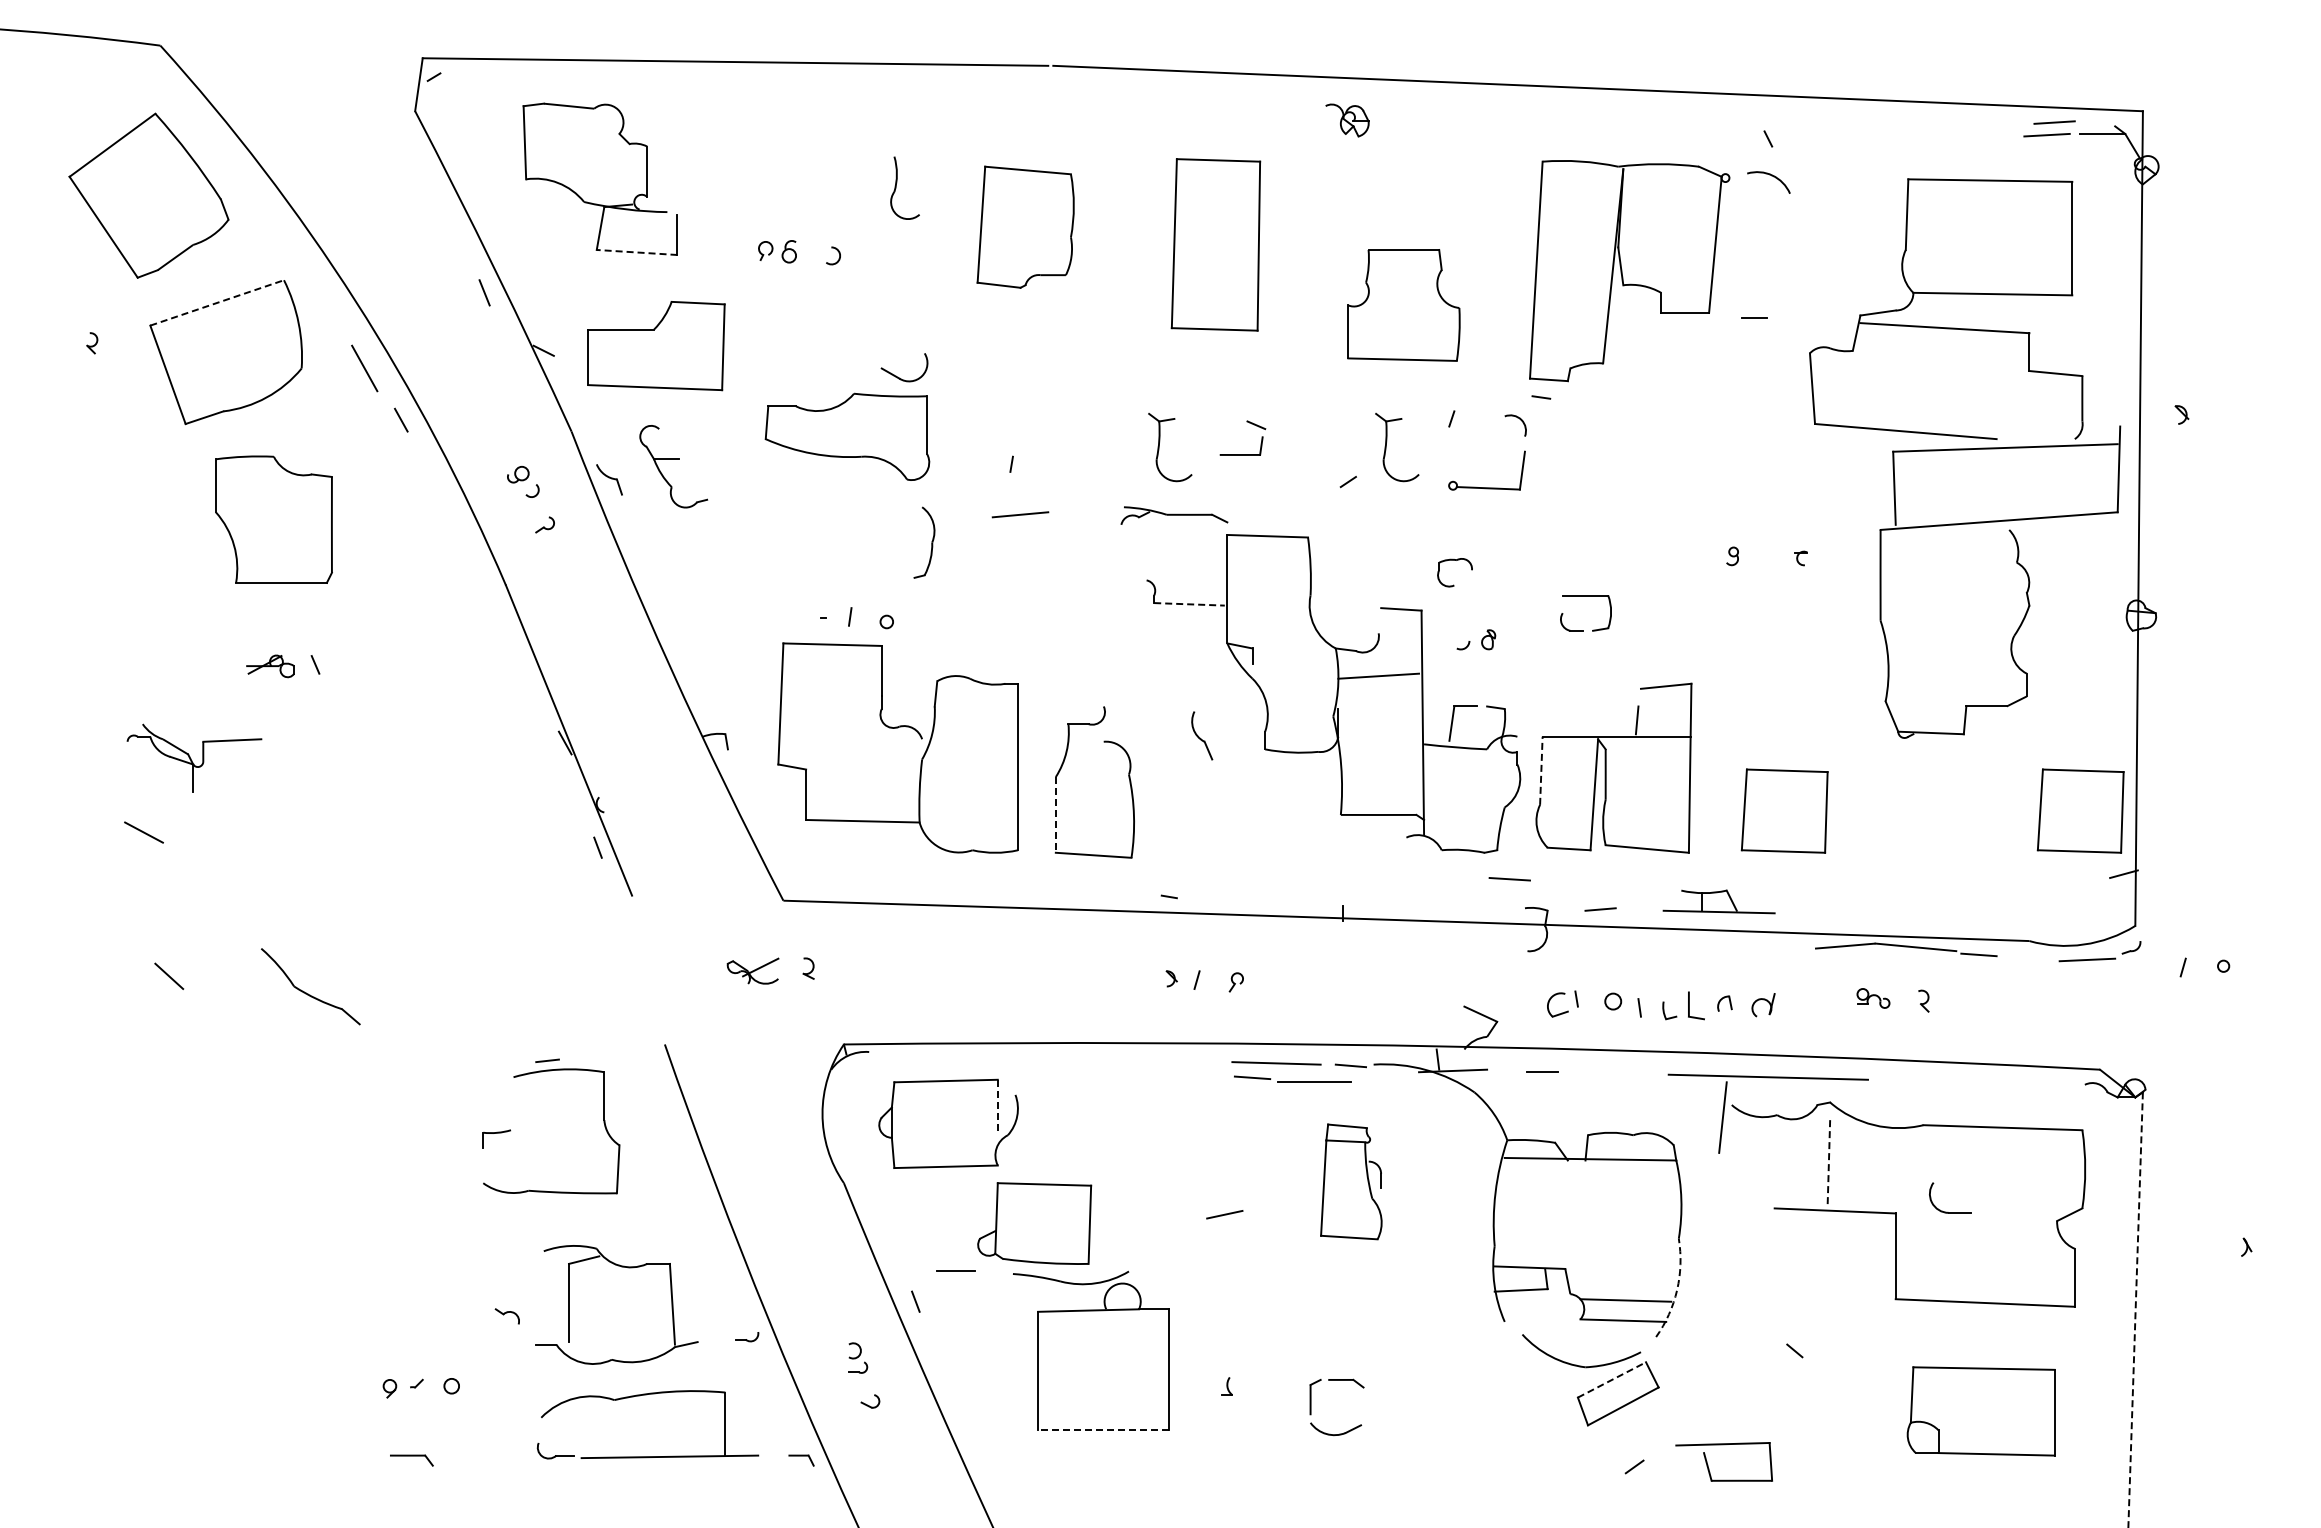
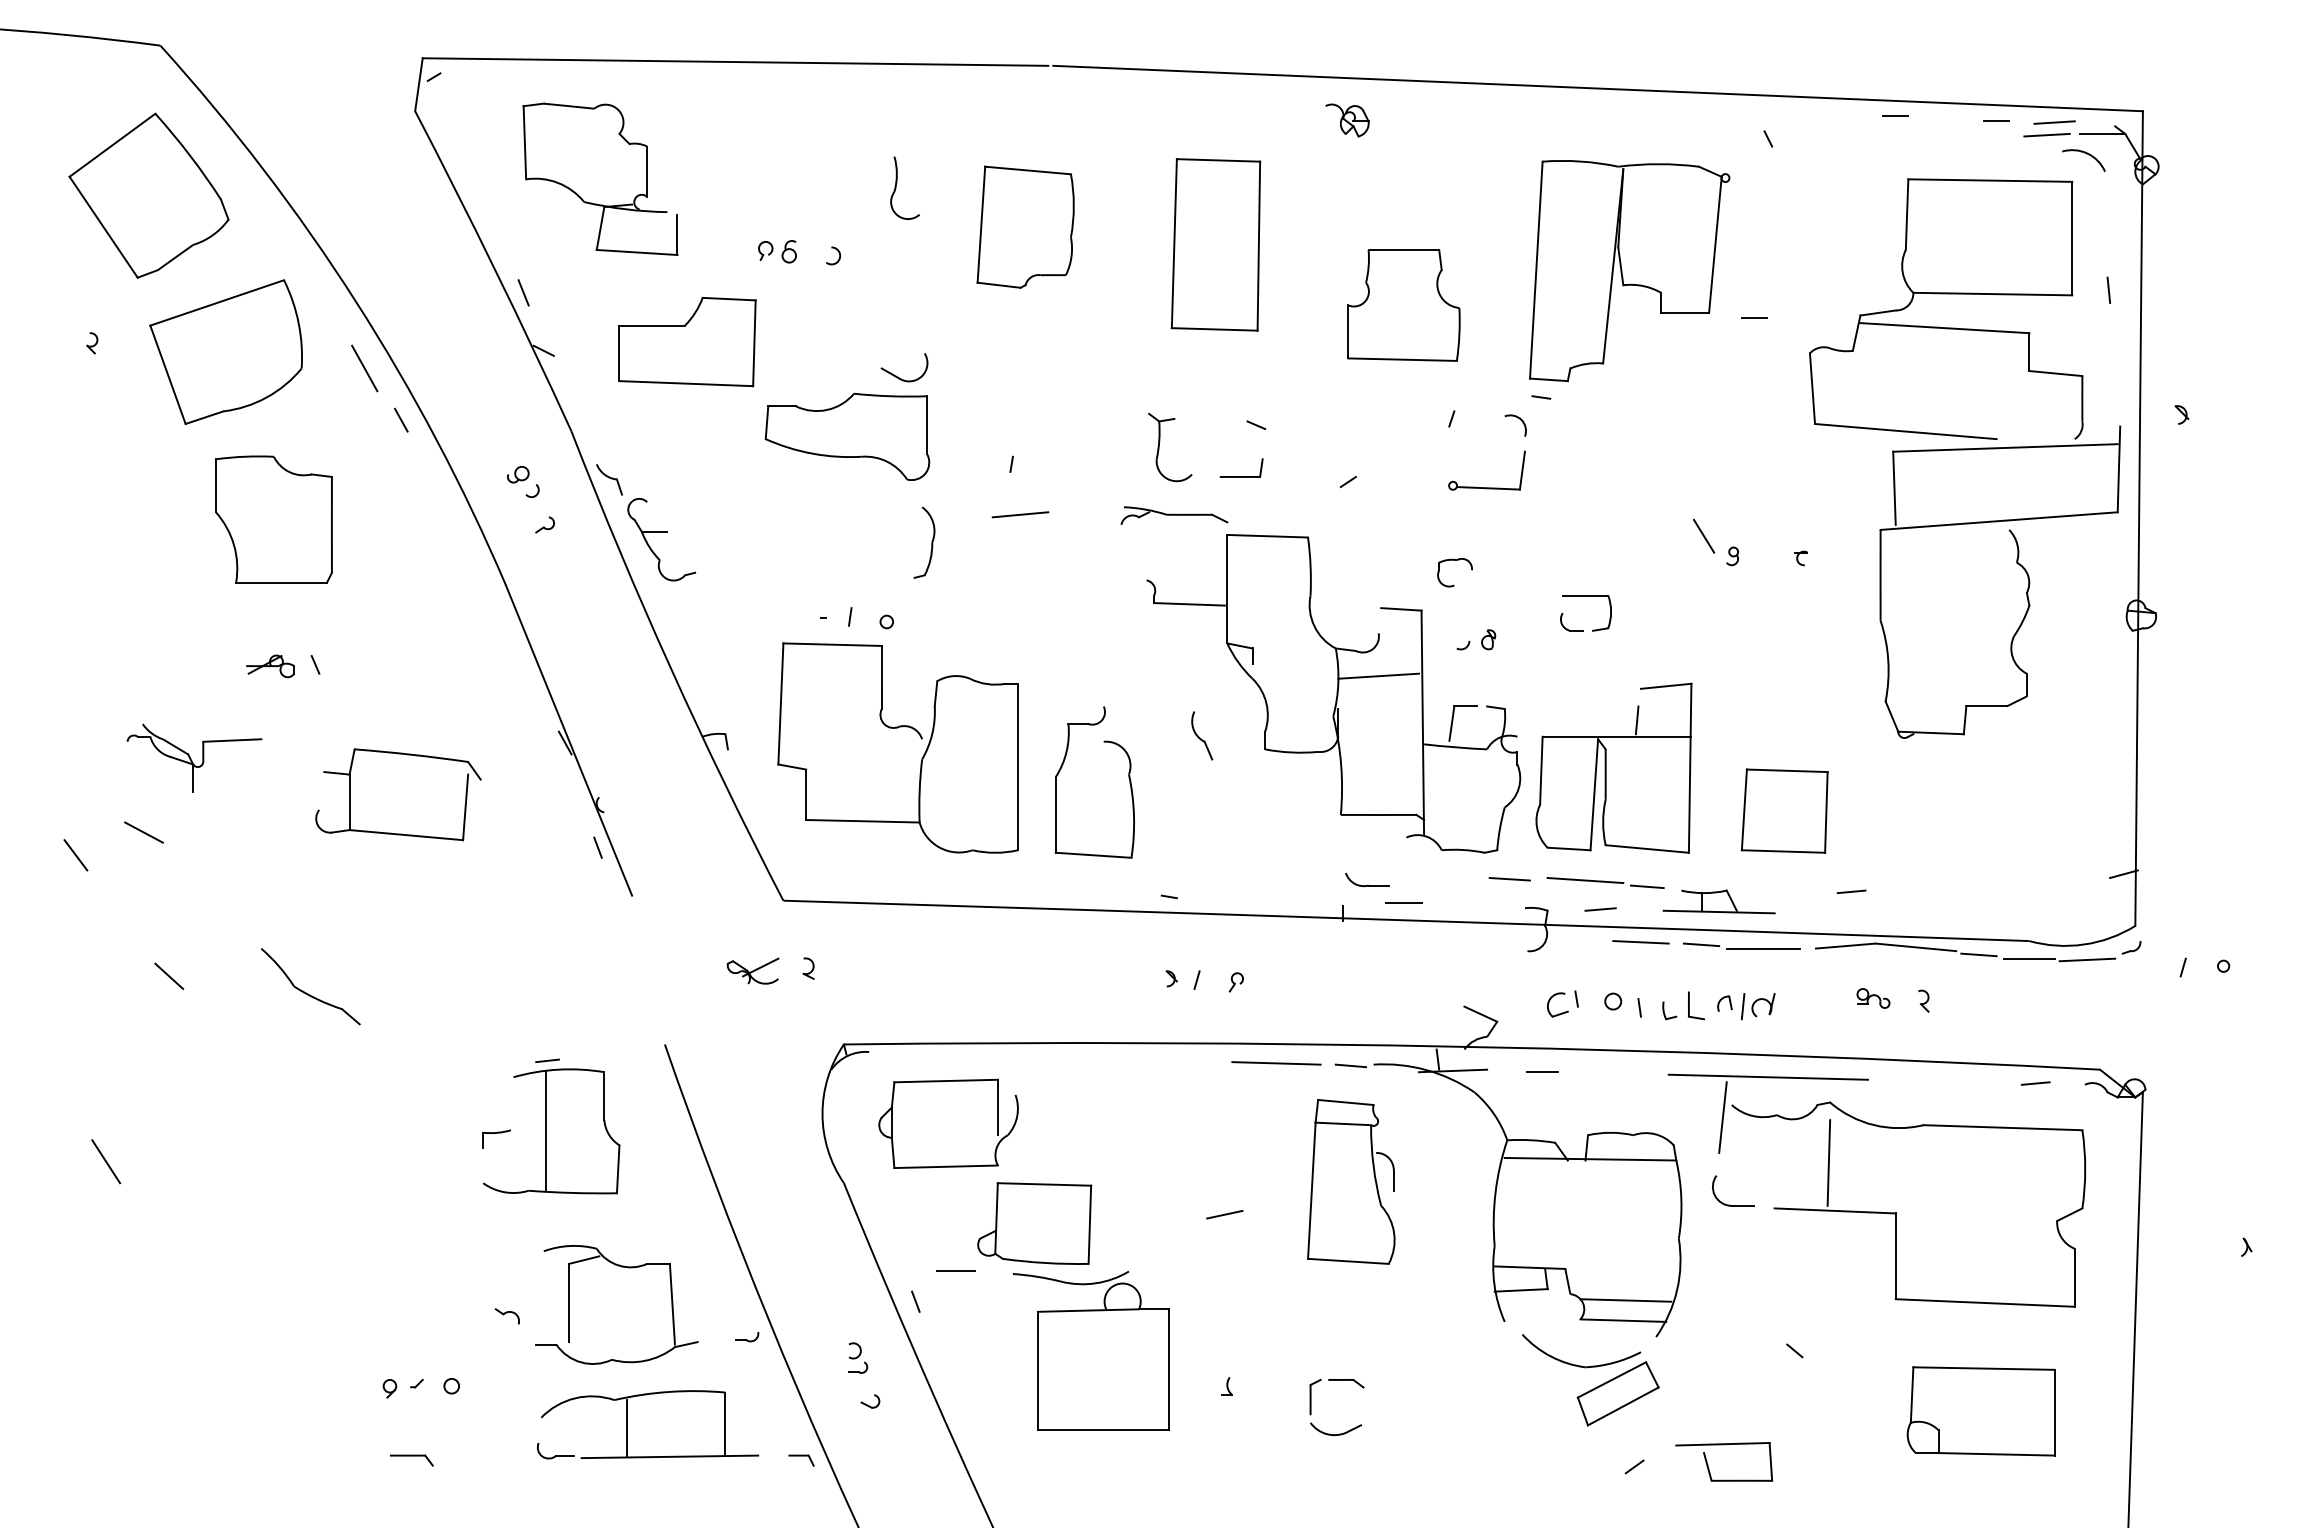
line: none -> present (1895, 116)
line: none -> present (1996, 121)
arc position: (1771, 176) -> (2086, 154) (2086, 154)
line: dashed -> solid (636, 252)
line: none -> present (2108, 289)
line position: (484, 292) -> (523, 292) (523, 292)
line: dashed -> solid (217, 302)
part position: (656, 346) -> (687, 342) (687, 342)
part: present -> none (1386, 447)
part position: (1241, 454) -> (1241, 476) (1241, 476)
part position: (673, 459) -> (661, 532) (661, 532)
line: none -> present (1703, 535)
line: dashed -> solid (1190, 604)
line: dashed -> solid (1541, 770)
part: present -> none (2080, 810)
line: dashed -> solid (1055, 814)
part: none -> present (391, 832)
line: none -> present (75, 855)
part: none -> present (1367, 879)
line: none -> present (1585, 880)
line: none -> present (1646, 886)
line: none -> present (1851, 891)
line: none -> present (1403, 903)
line: none -> present (1640, 942)
line: none -> present (2029, 958)
line: none -> present (1742, 1006)
part position: (1292, 1078) -> (1741, 945) (1741, 945)
line: none -> present (2035, 1083)
line: dashed -> solid (997, 1107)
line: none -> present (546, 1131)
line: none -> present (106, 1161)
line: dashed -> solid (1828, 1163)
part size: 63x118 px -> 89x166 px (1351, 1181)
part position: (1947, 1211) -> (1730, 1204) (1730, 1204)
arc: dashed -> solid (1677, 1290)
line: dashed -> solid (2135, 1310)
line: dashed -> solid (1612, 1379)
line: none -> present (627, 1427)
line: dashed -> solid (1103, 1430)
